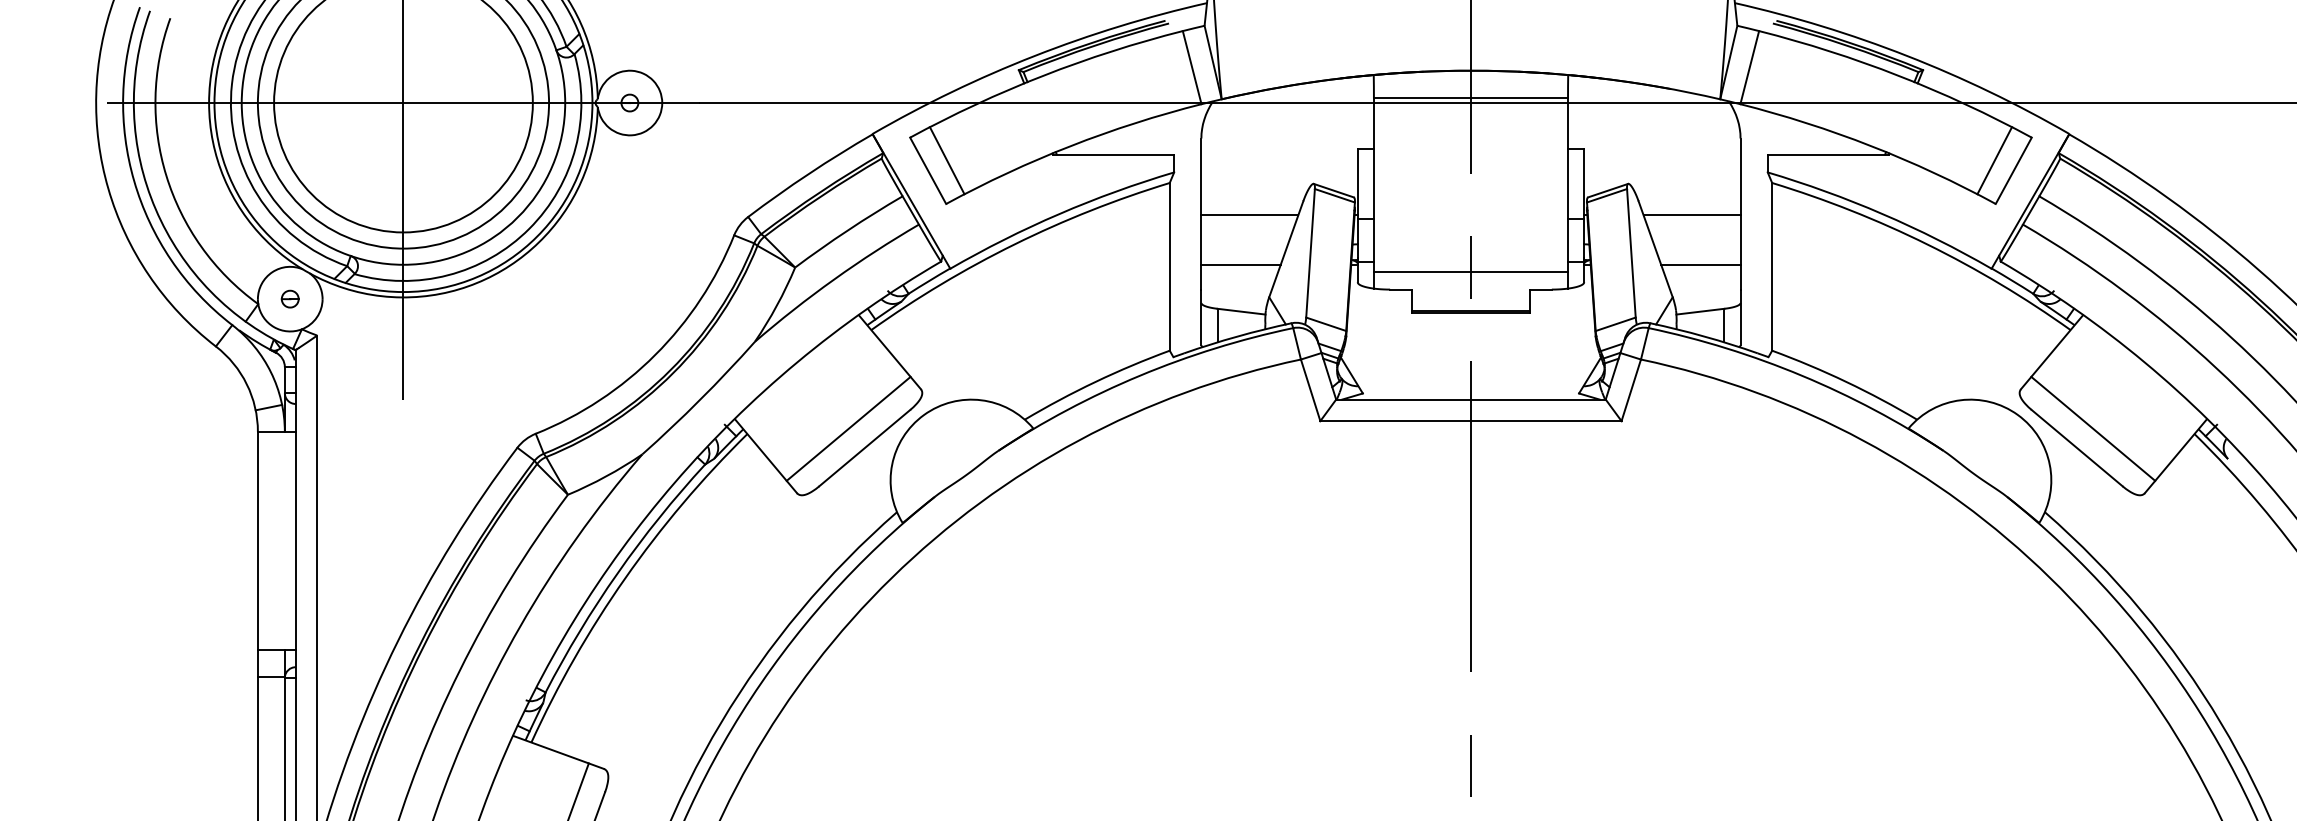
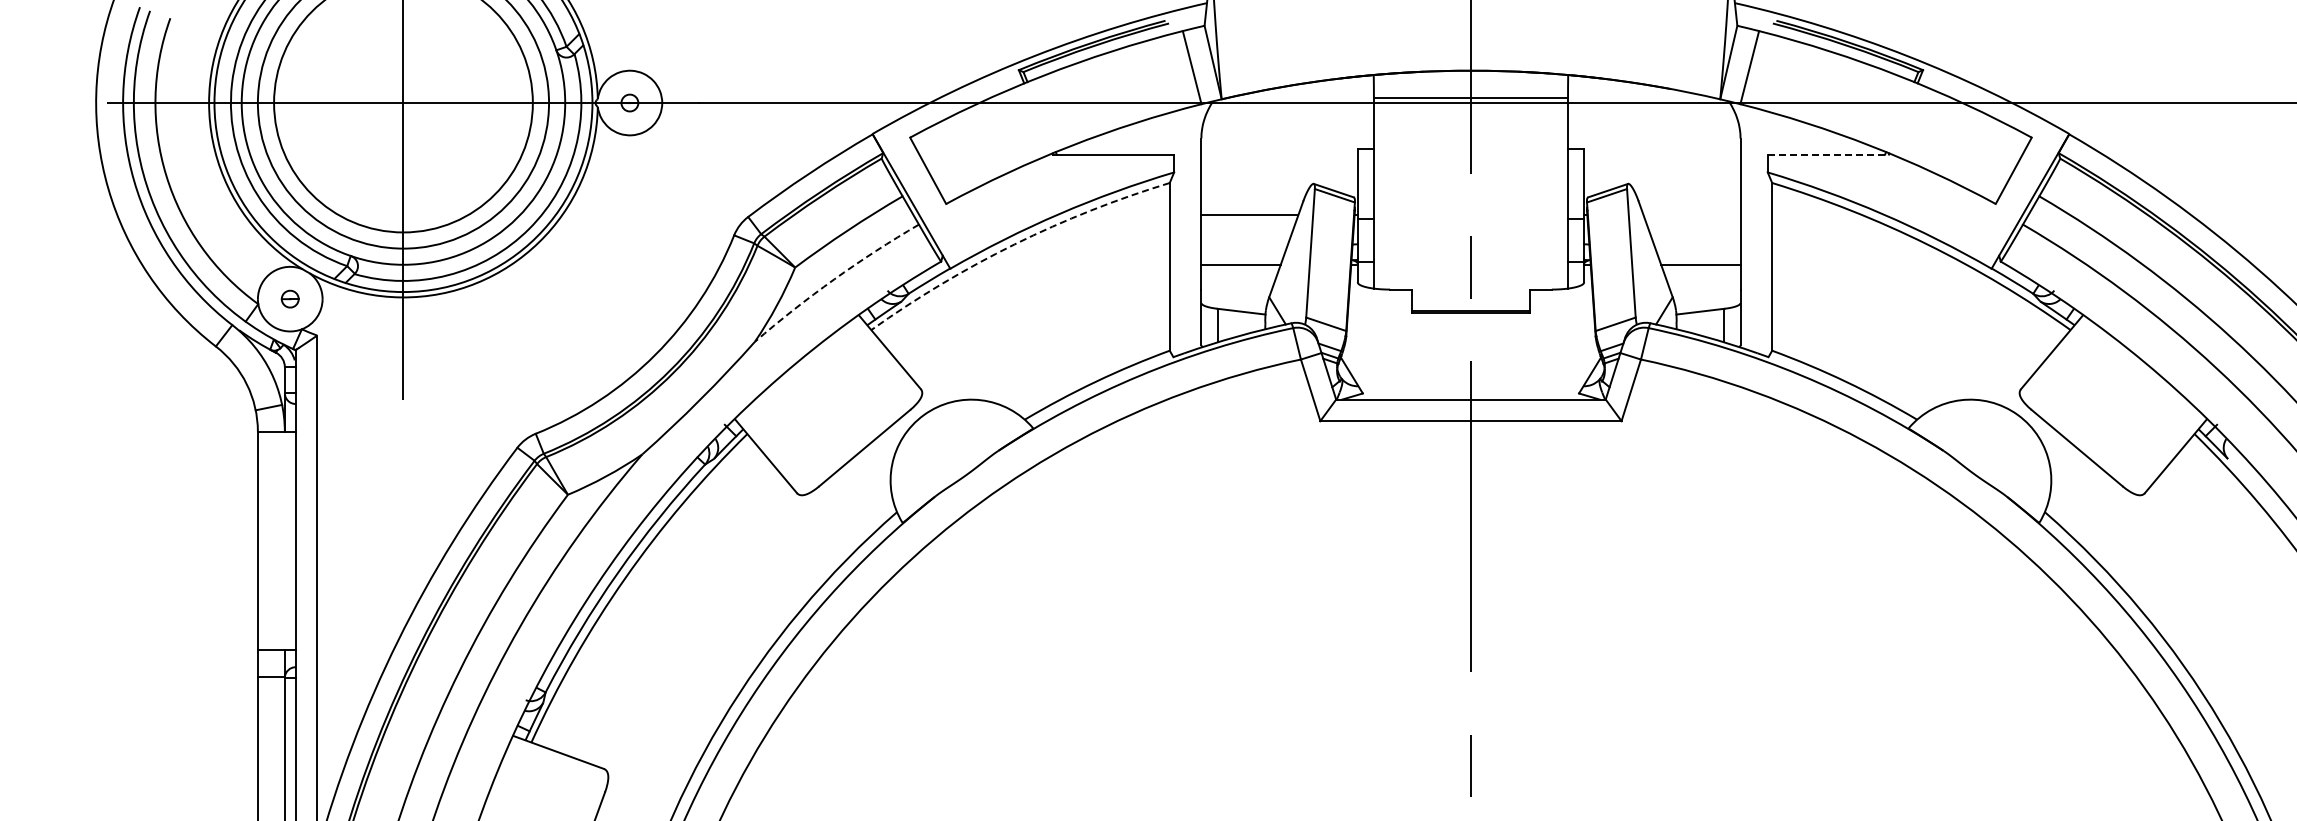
line: solid -> dashed (1828, 154)
line: present -> none (946, 160)
line: present -> none (1994, 160)
line: present -> none (1691, 215)
arc: solid -> dashed (1014, 244)
line: present -> none (1470, 272)
arc: solid -> dashed (834, 279)
line: present -> none (848, 428)
line: present -> none (2093, 428)
line: present -> none (578, 790)
